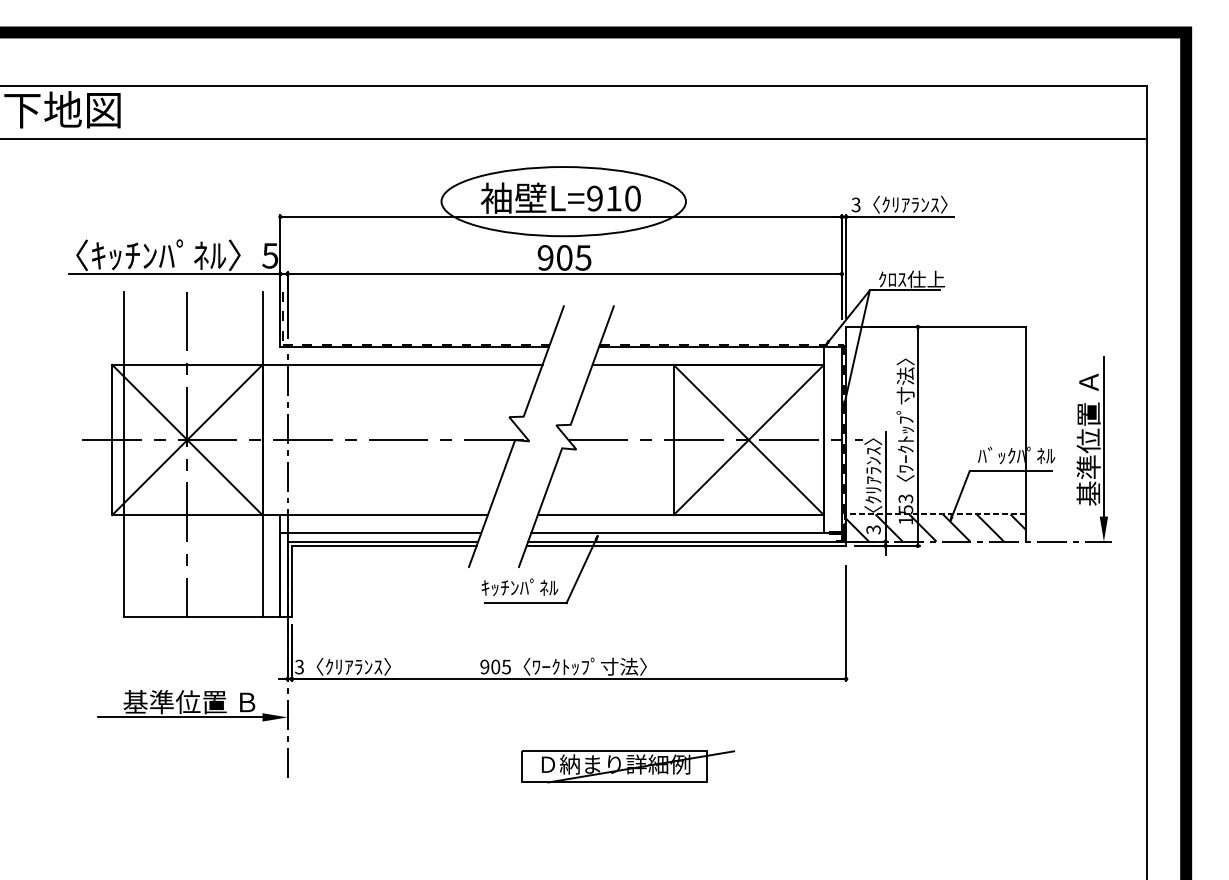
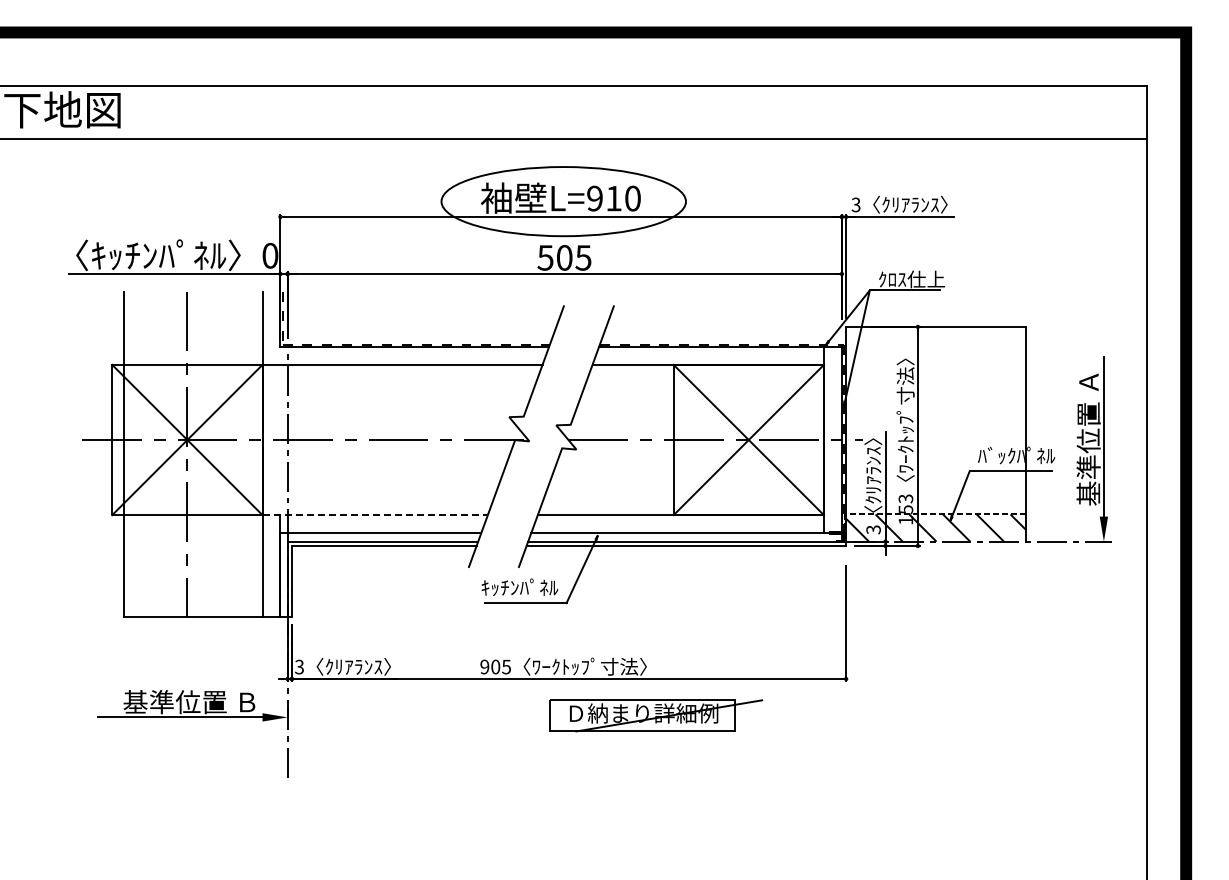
text: 5 -> 0 (270, 255)
text: 905 -> 505 (545, 257)
line: solid -> dashed (375, 515)
part position: (628, 766) -> (656, 715) (656, 715)
